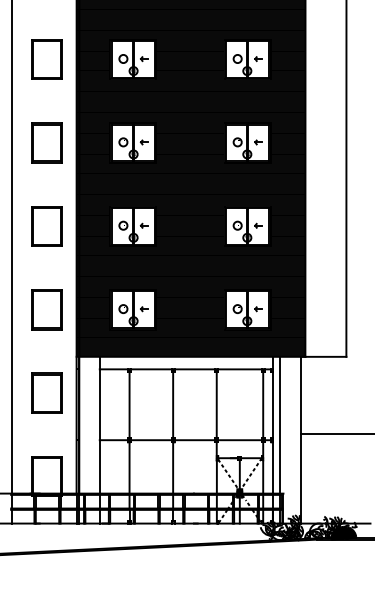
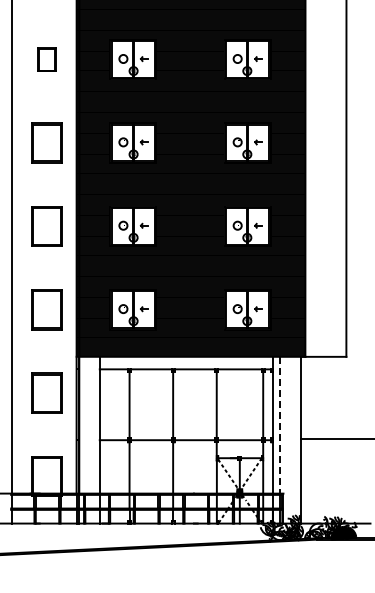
part size: 32x41 px -> 20x25 px (46, 59)
line: solid -> dashed (280, 425)
line position: (335, 434) -> (335, 439) (335, 439)
